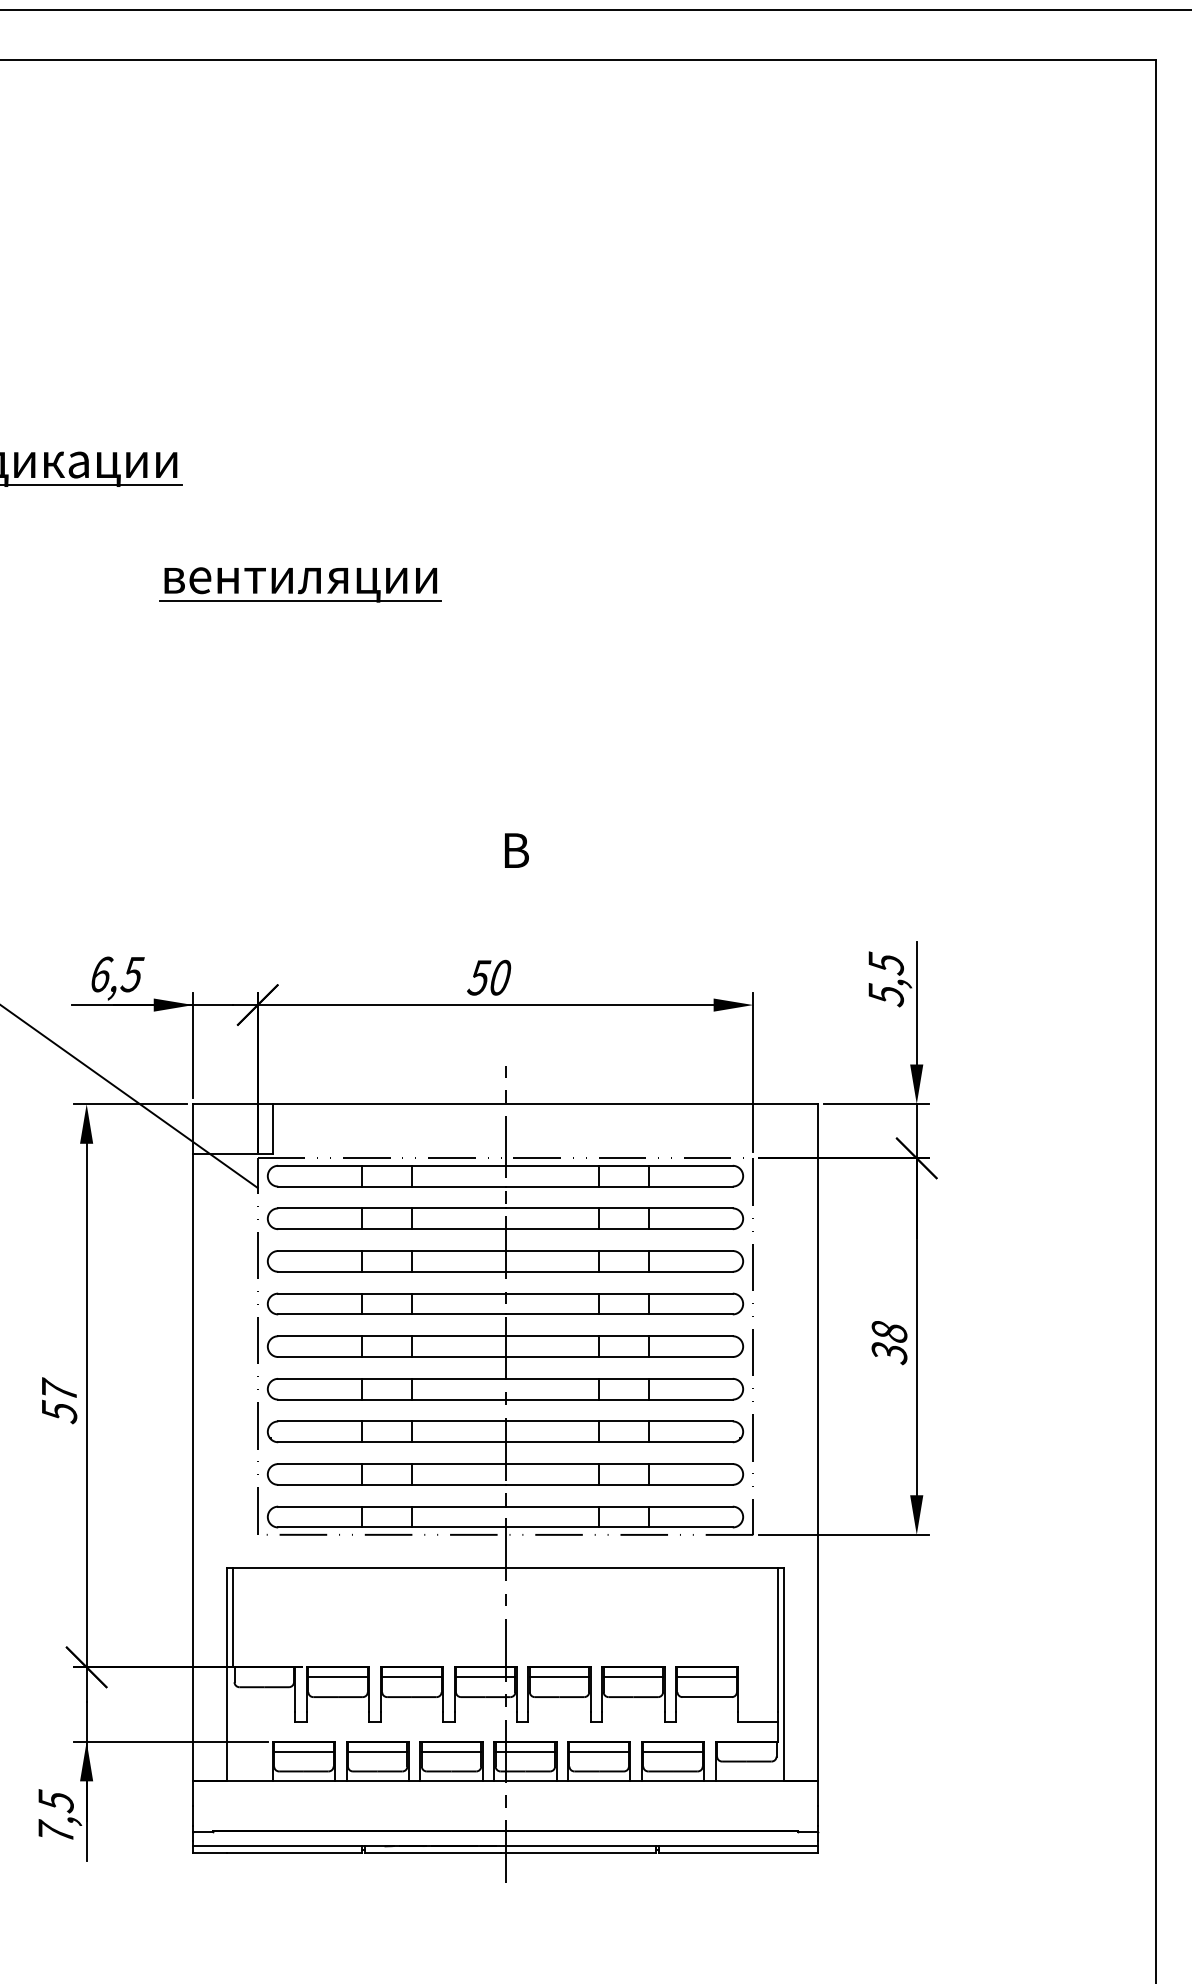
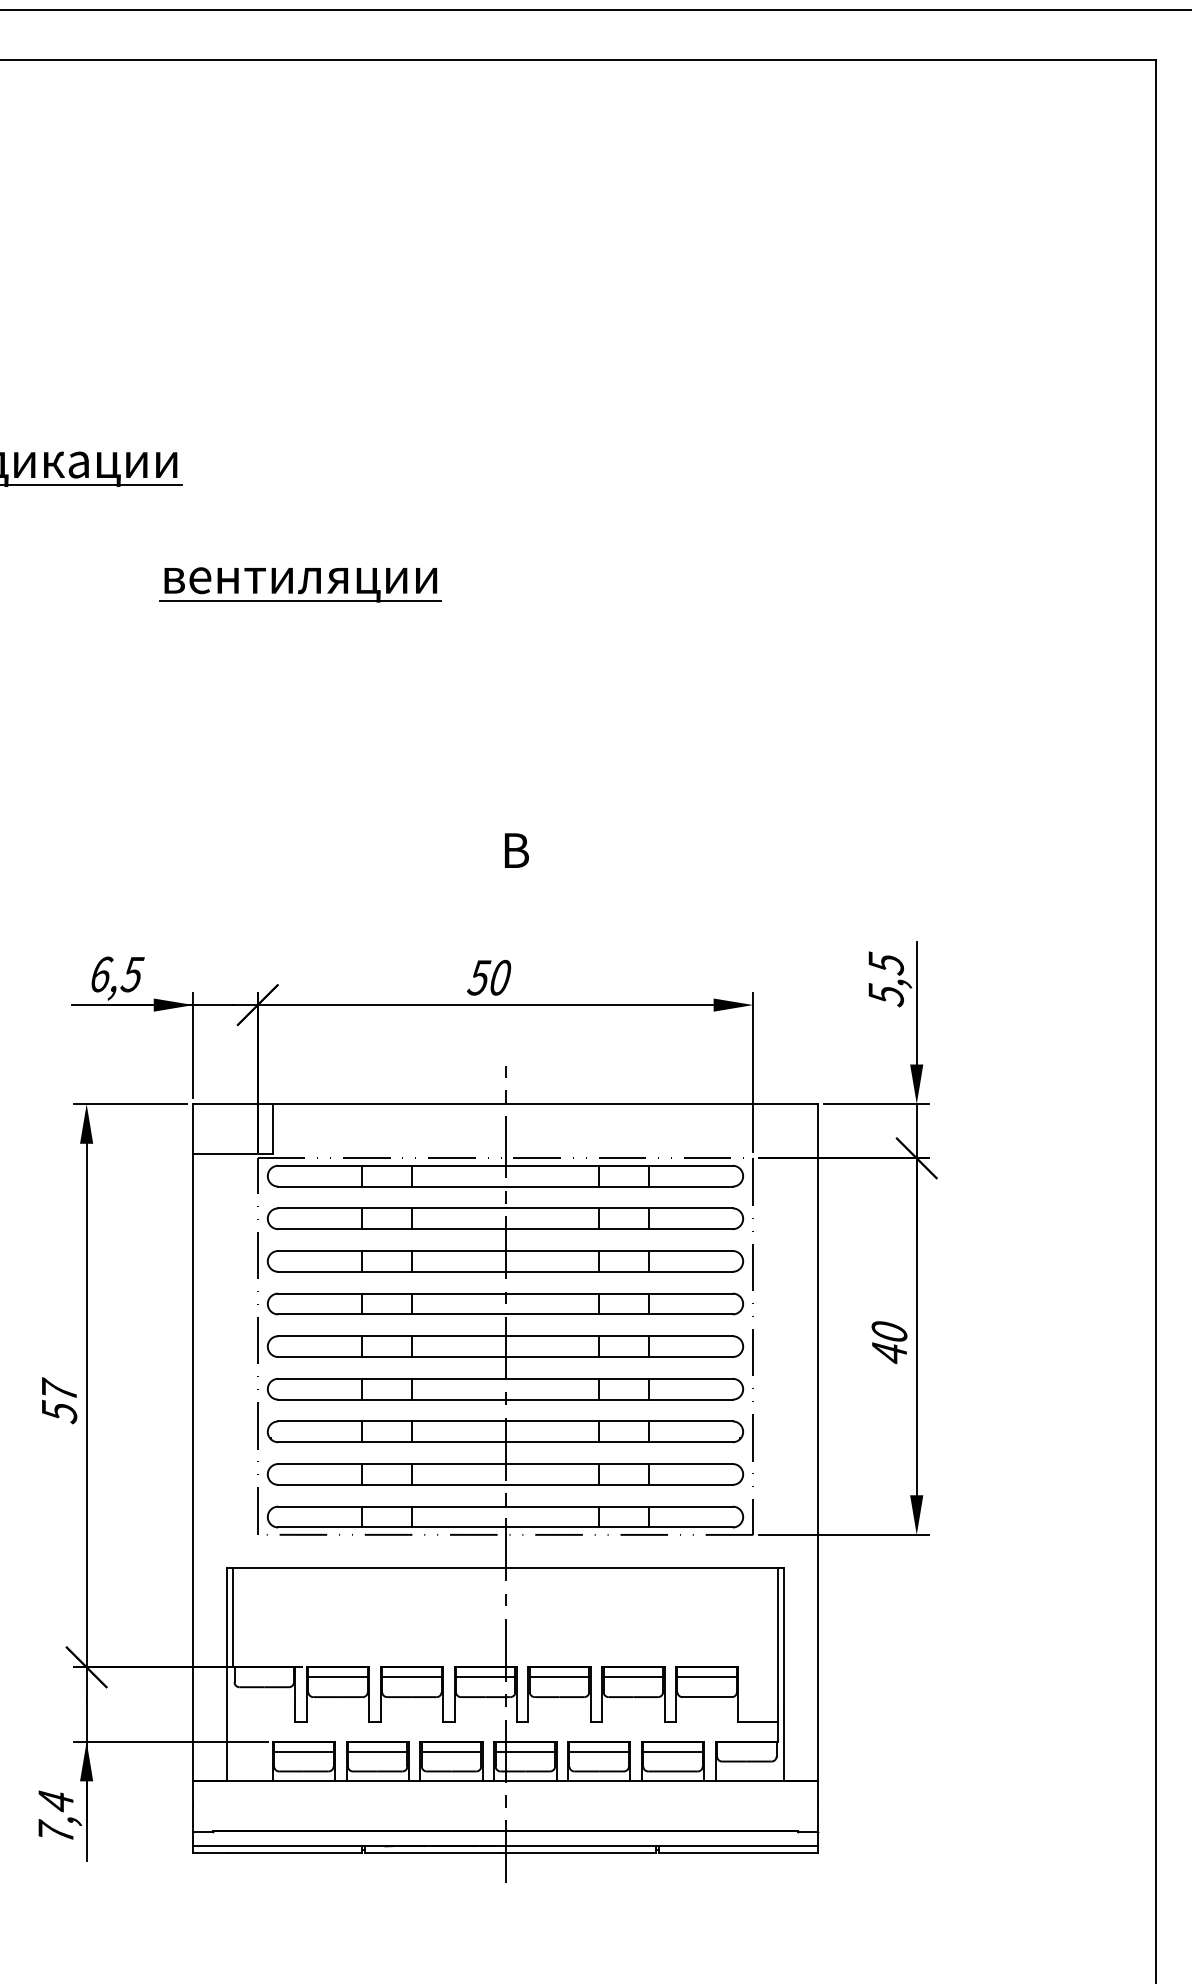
line: present -> none (129, 1096)
text: 38 -> 40 (889, 1343)
text: 7,5 -> 7,4 (55, 1801)
